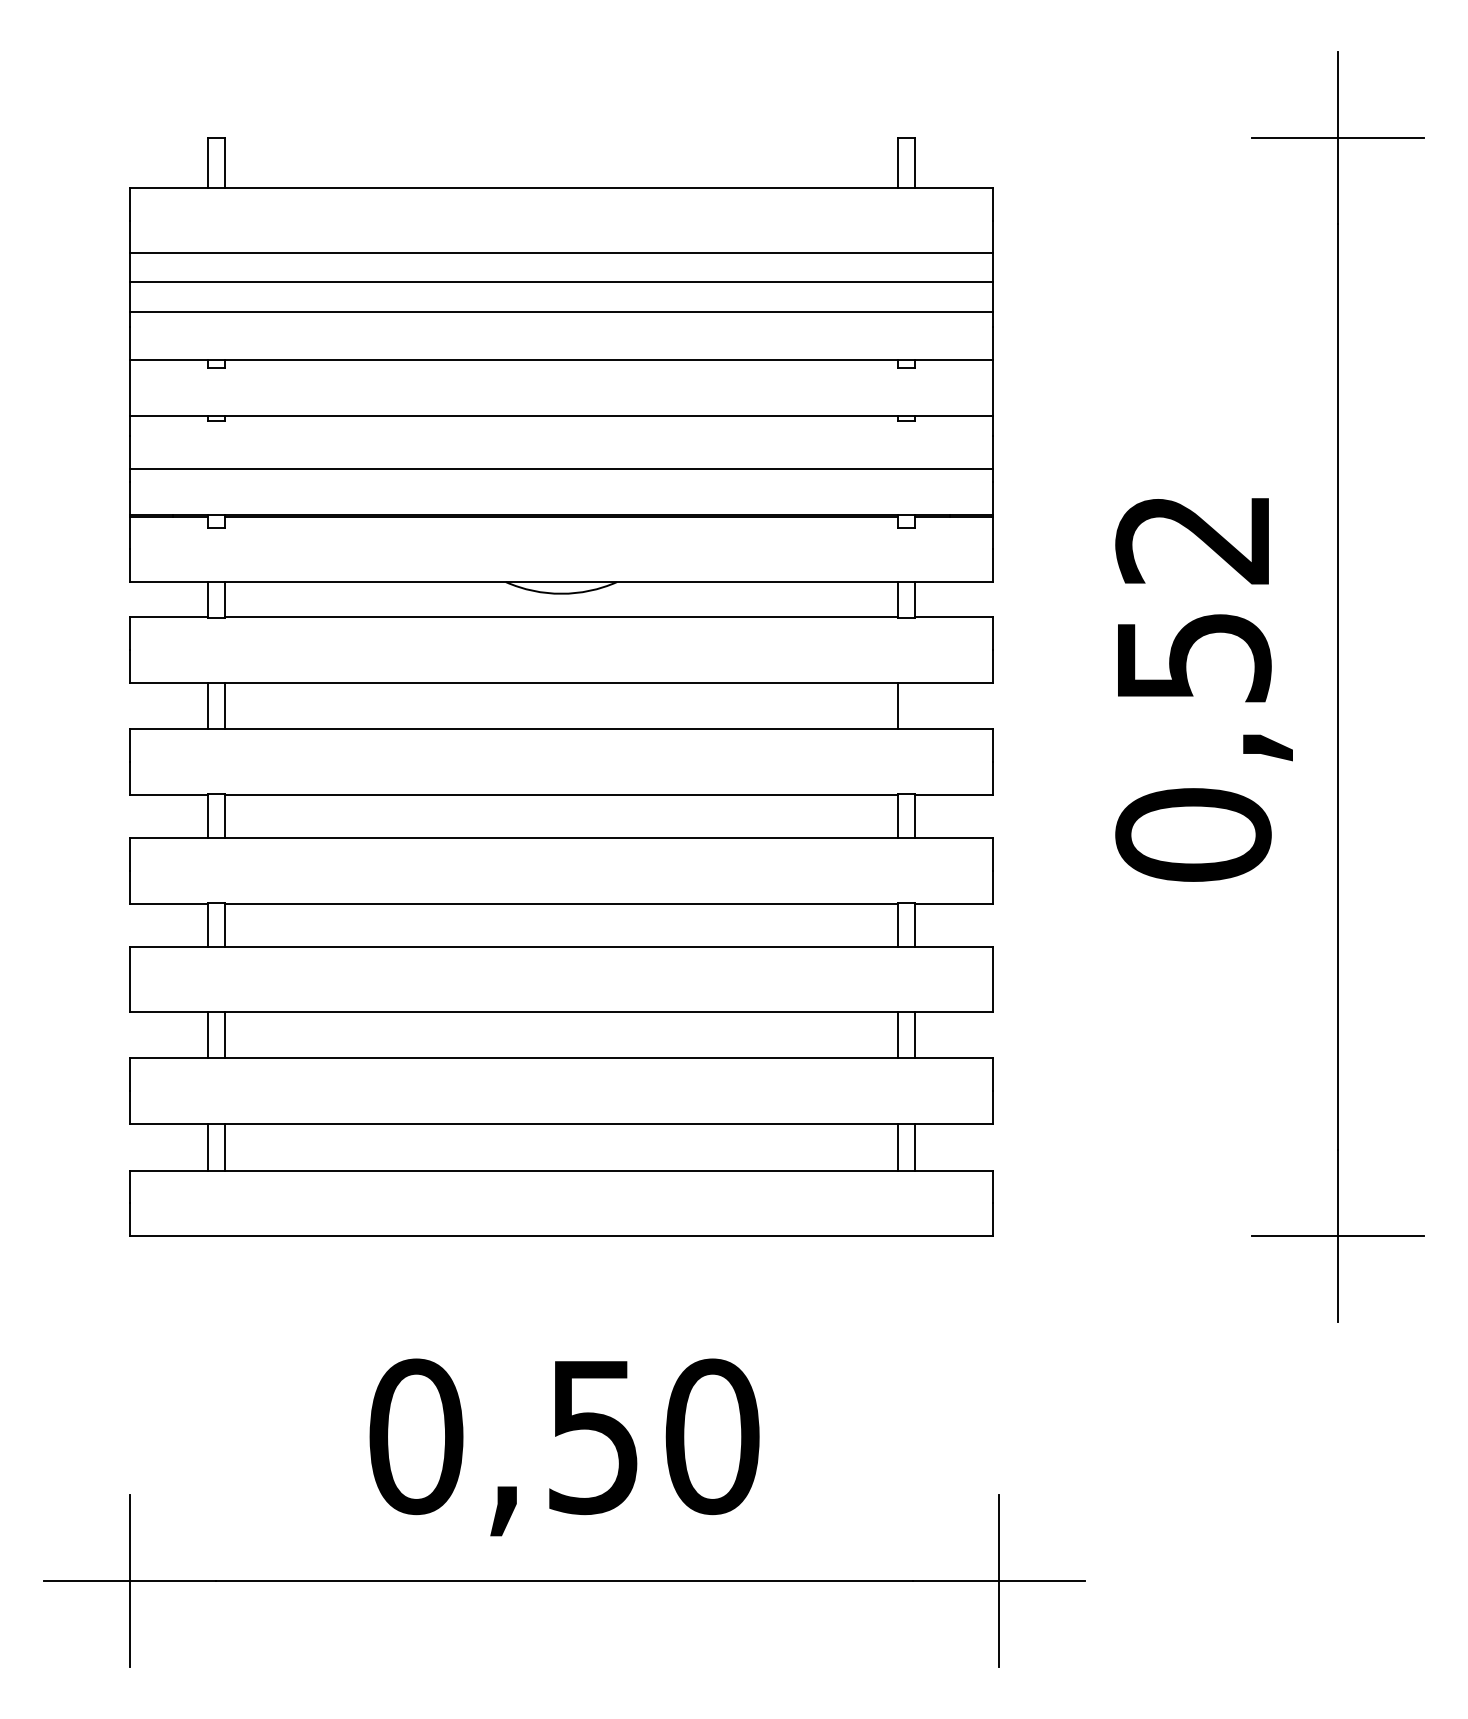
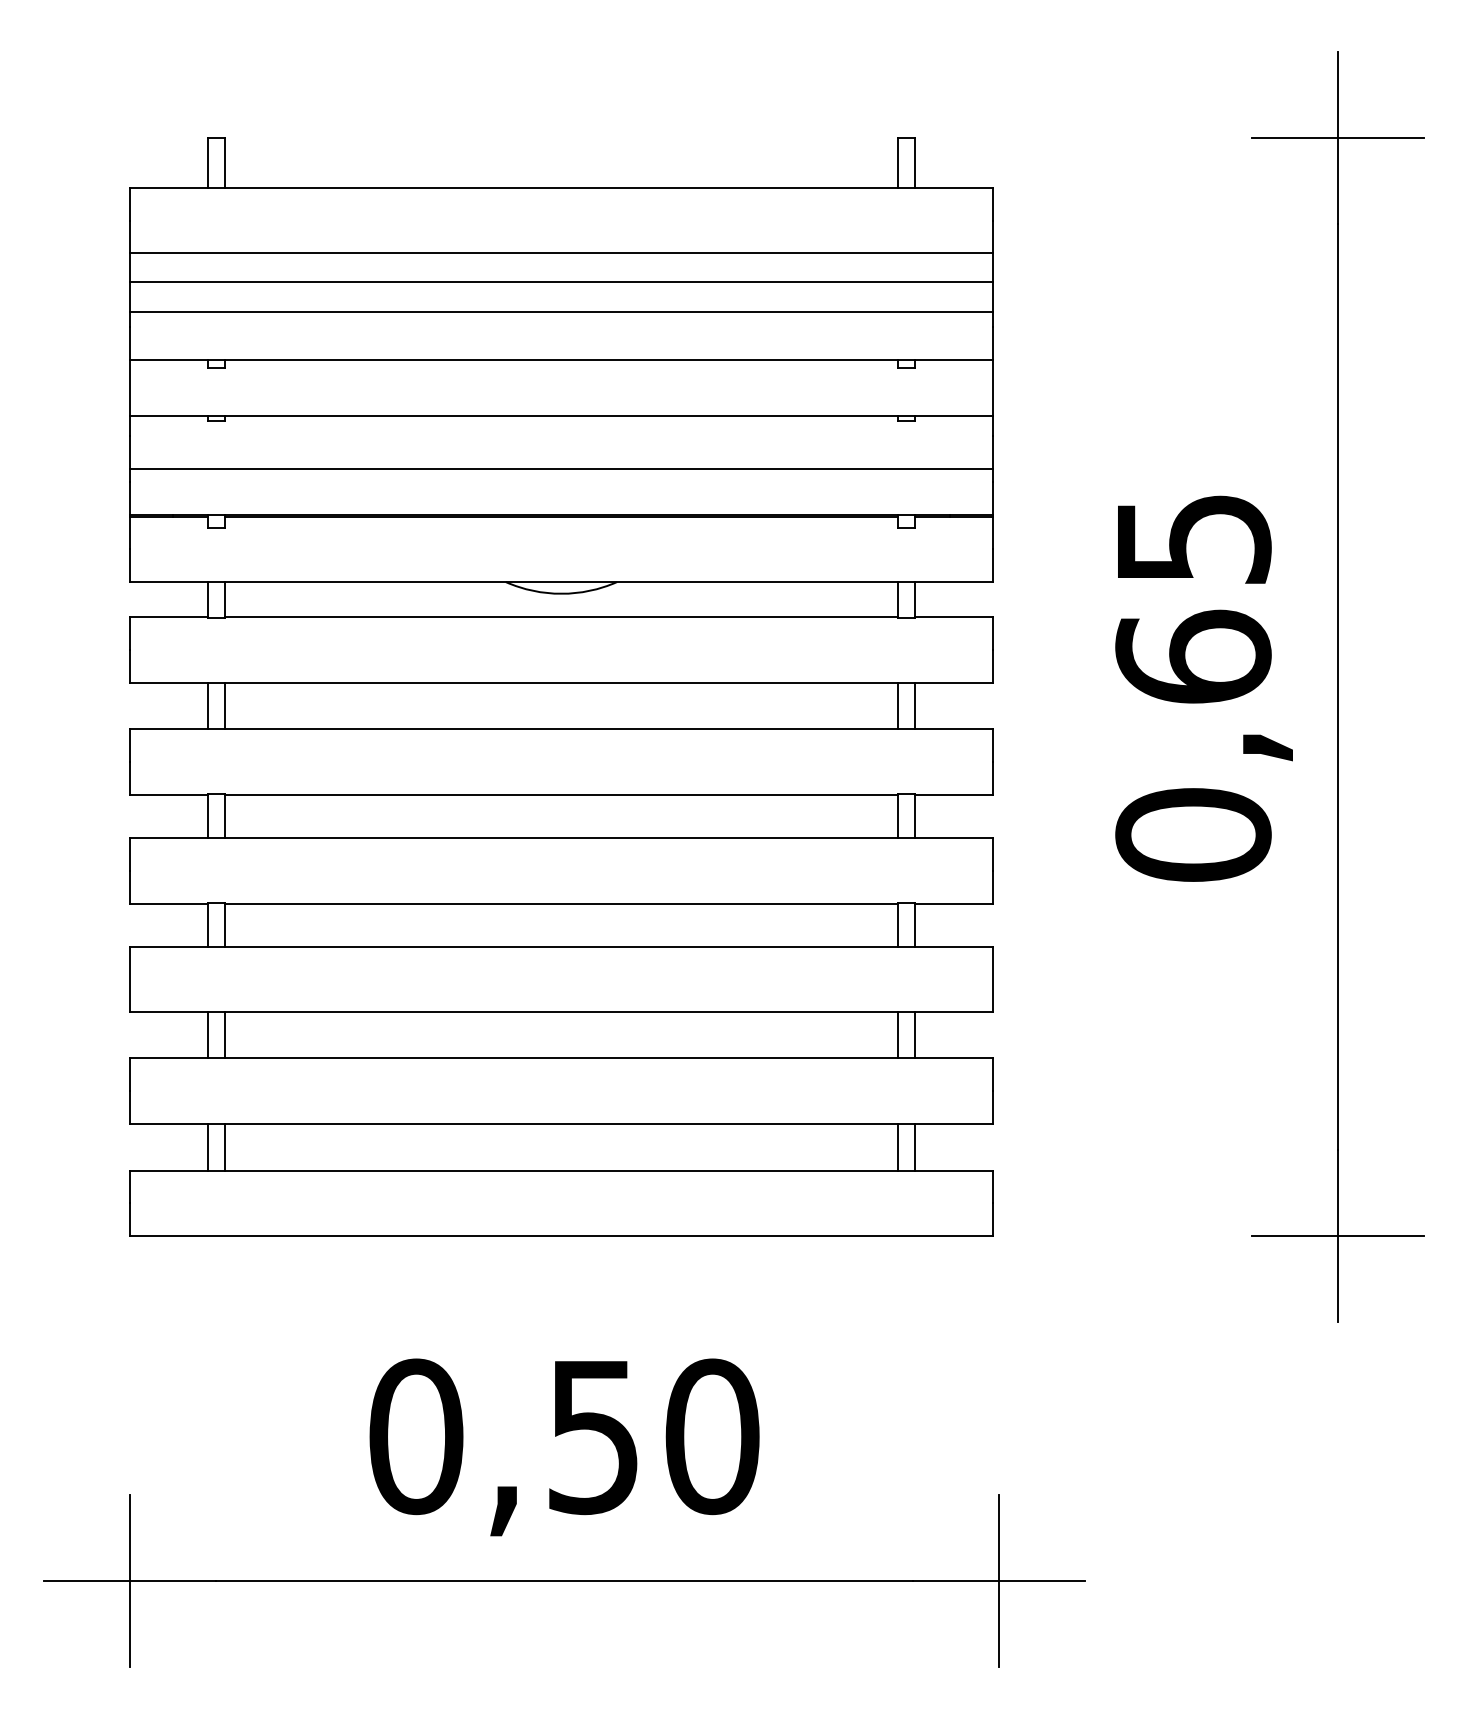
text: 0,52 -> 0,65 (1193, 599)
line: none -> present (915, 705)
